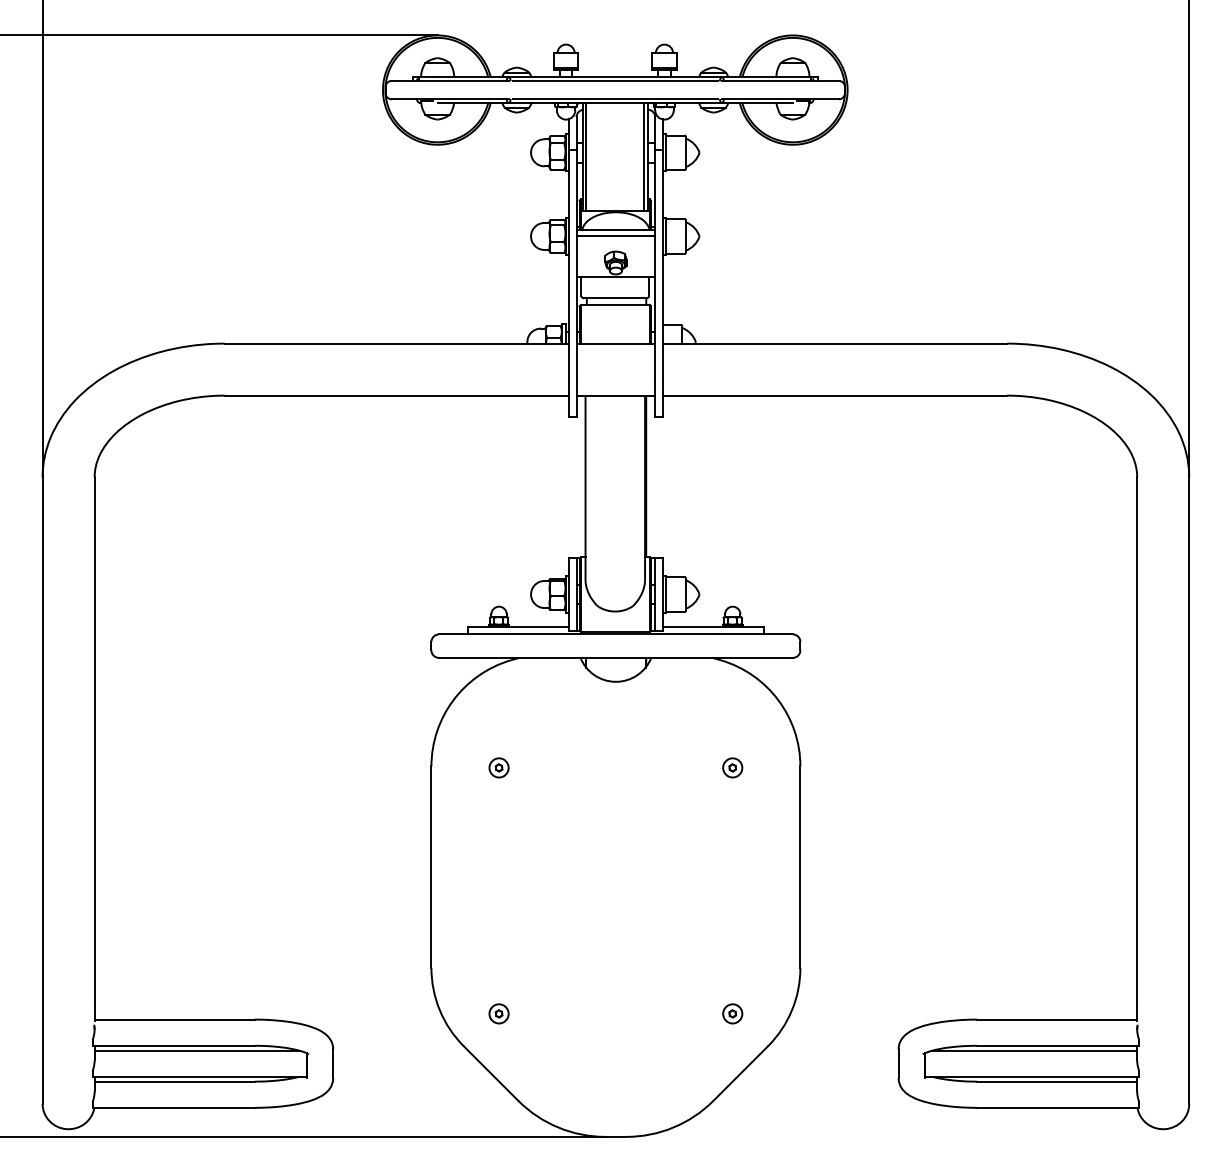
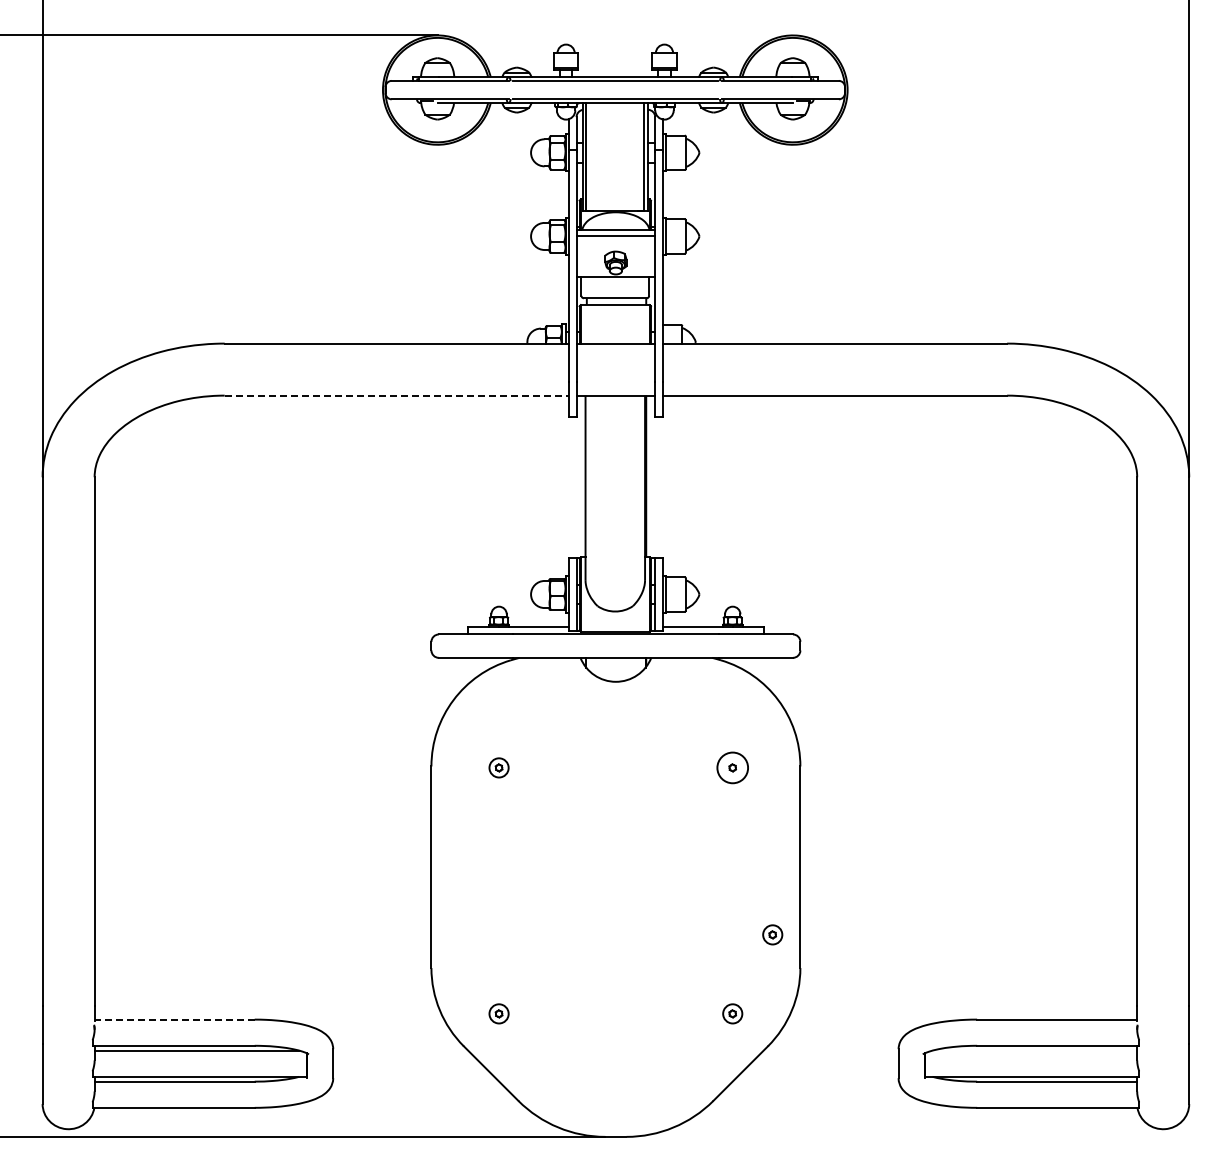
line: solid -> dashed (397, 395)
circle diameter: 19 px -> 31 px (732, 767)
part: none -> present (772, 934)
line: solid -> dashed (174, 1019)
line: present -> none (1034, 1050)
